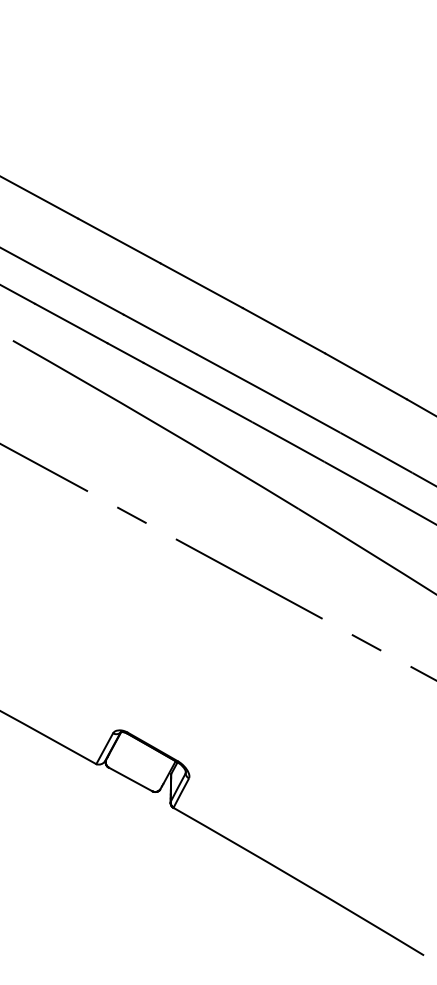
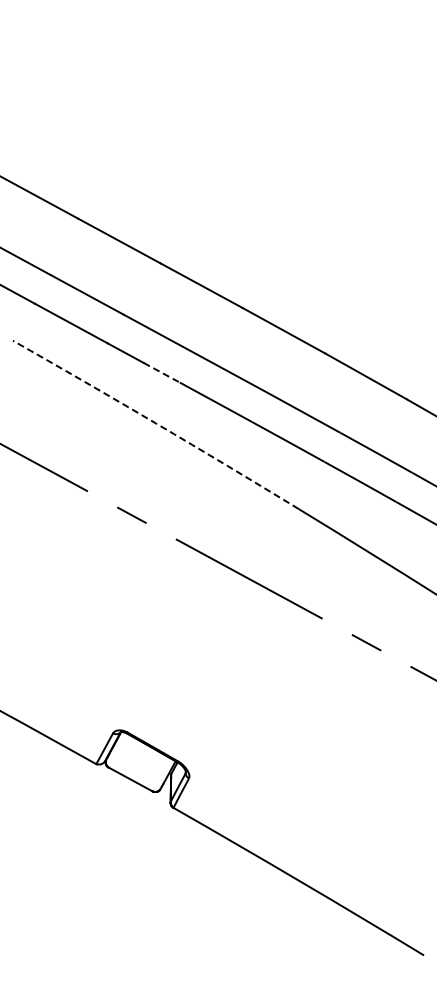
line: solid -> dashed (161, 372)
arc: solid -> dashed (156, 423)
